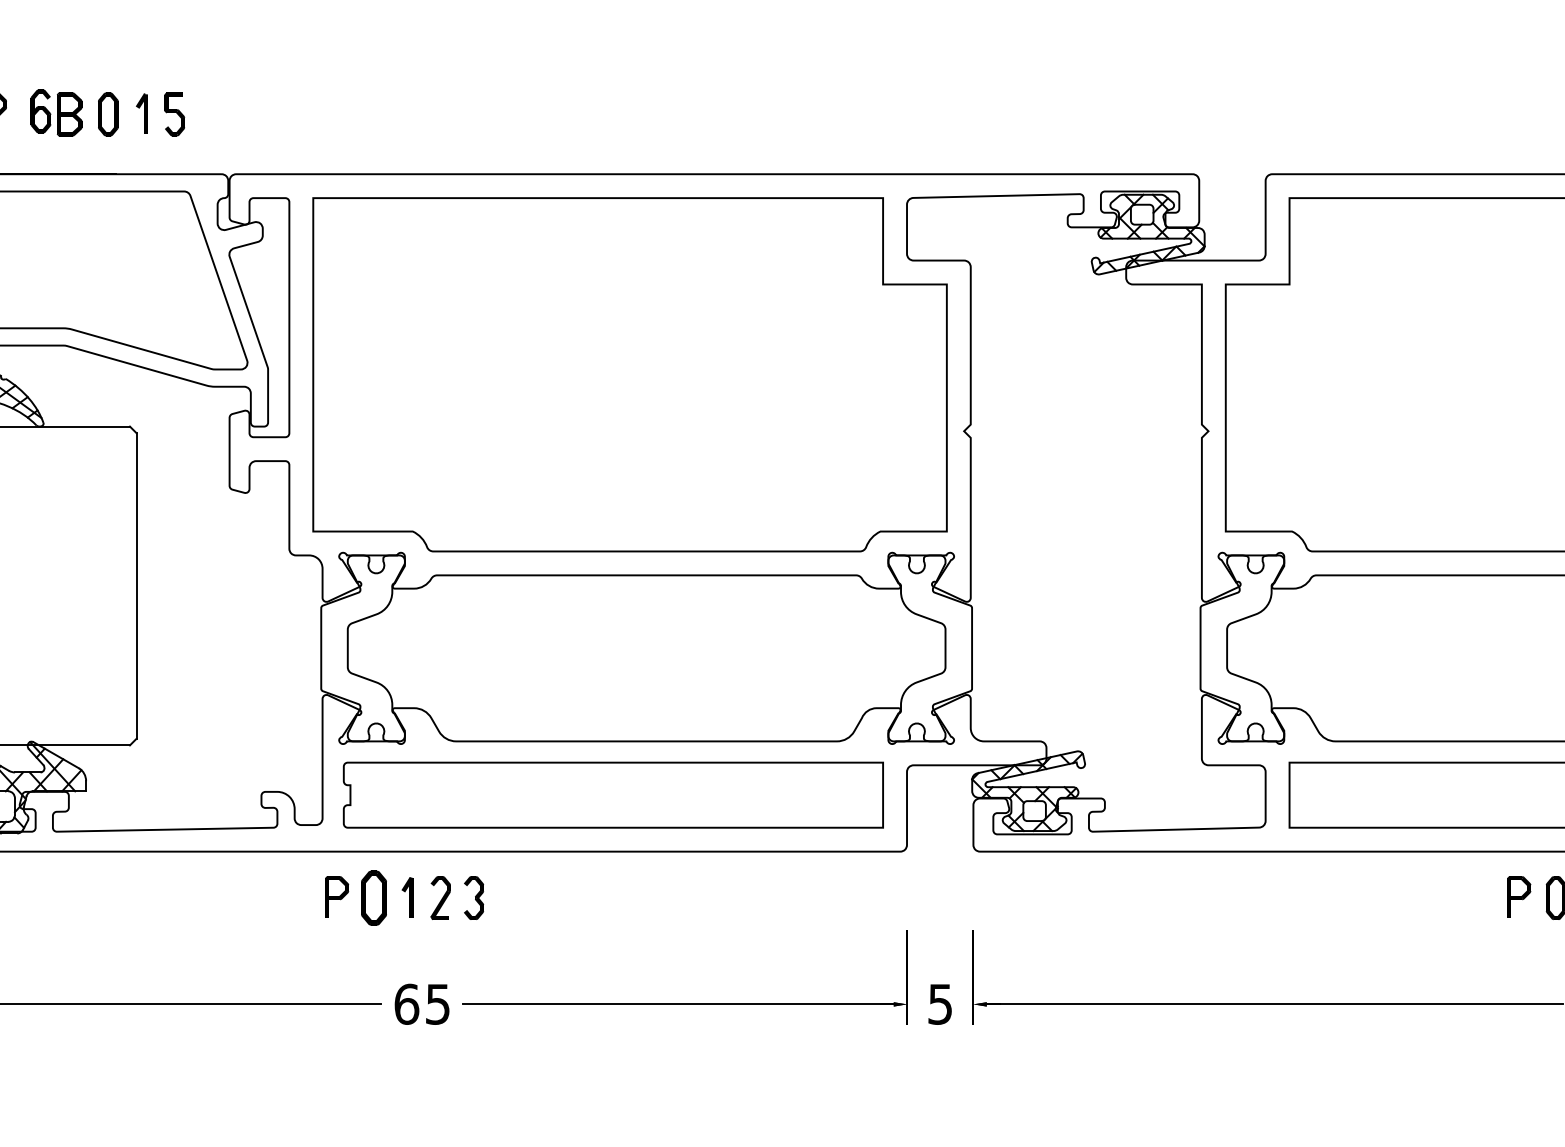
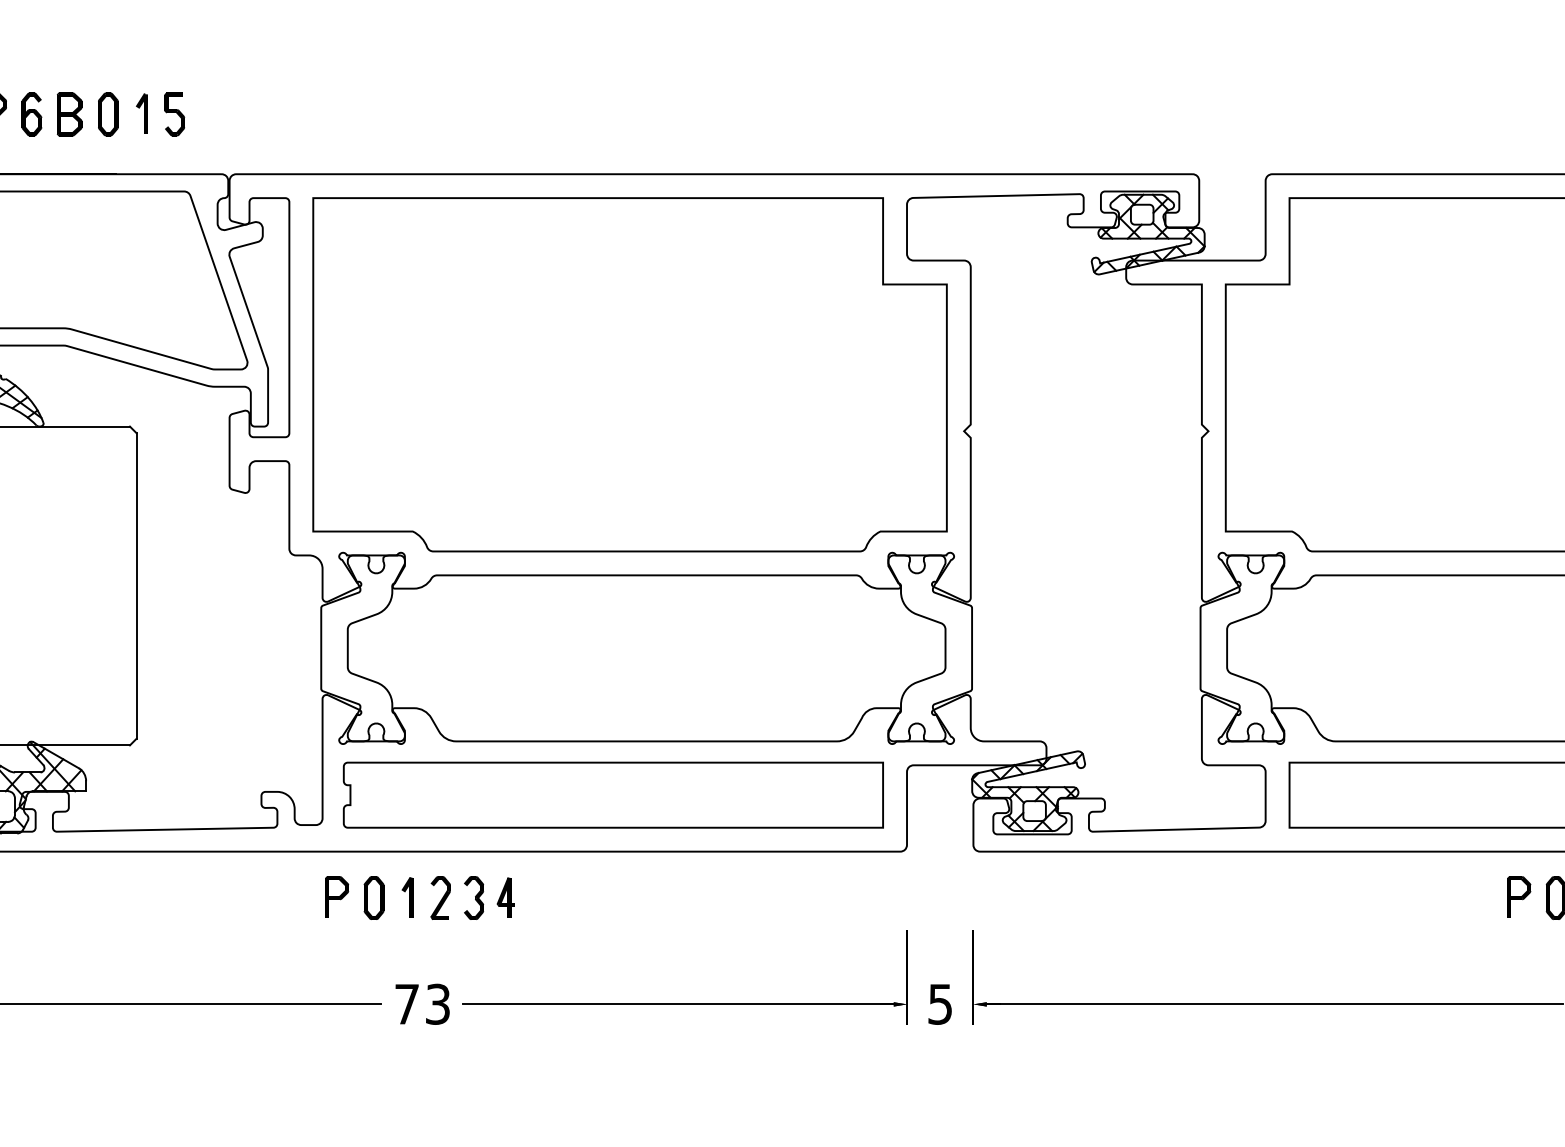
part position: (40, 111) -> (31, 114) (31, 114)
part size: 26x56 px -> 22x44 px (373, 897)
part: none -> present (505, 897)
text: 65 -> 73 (421, 1003)
